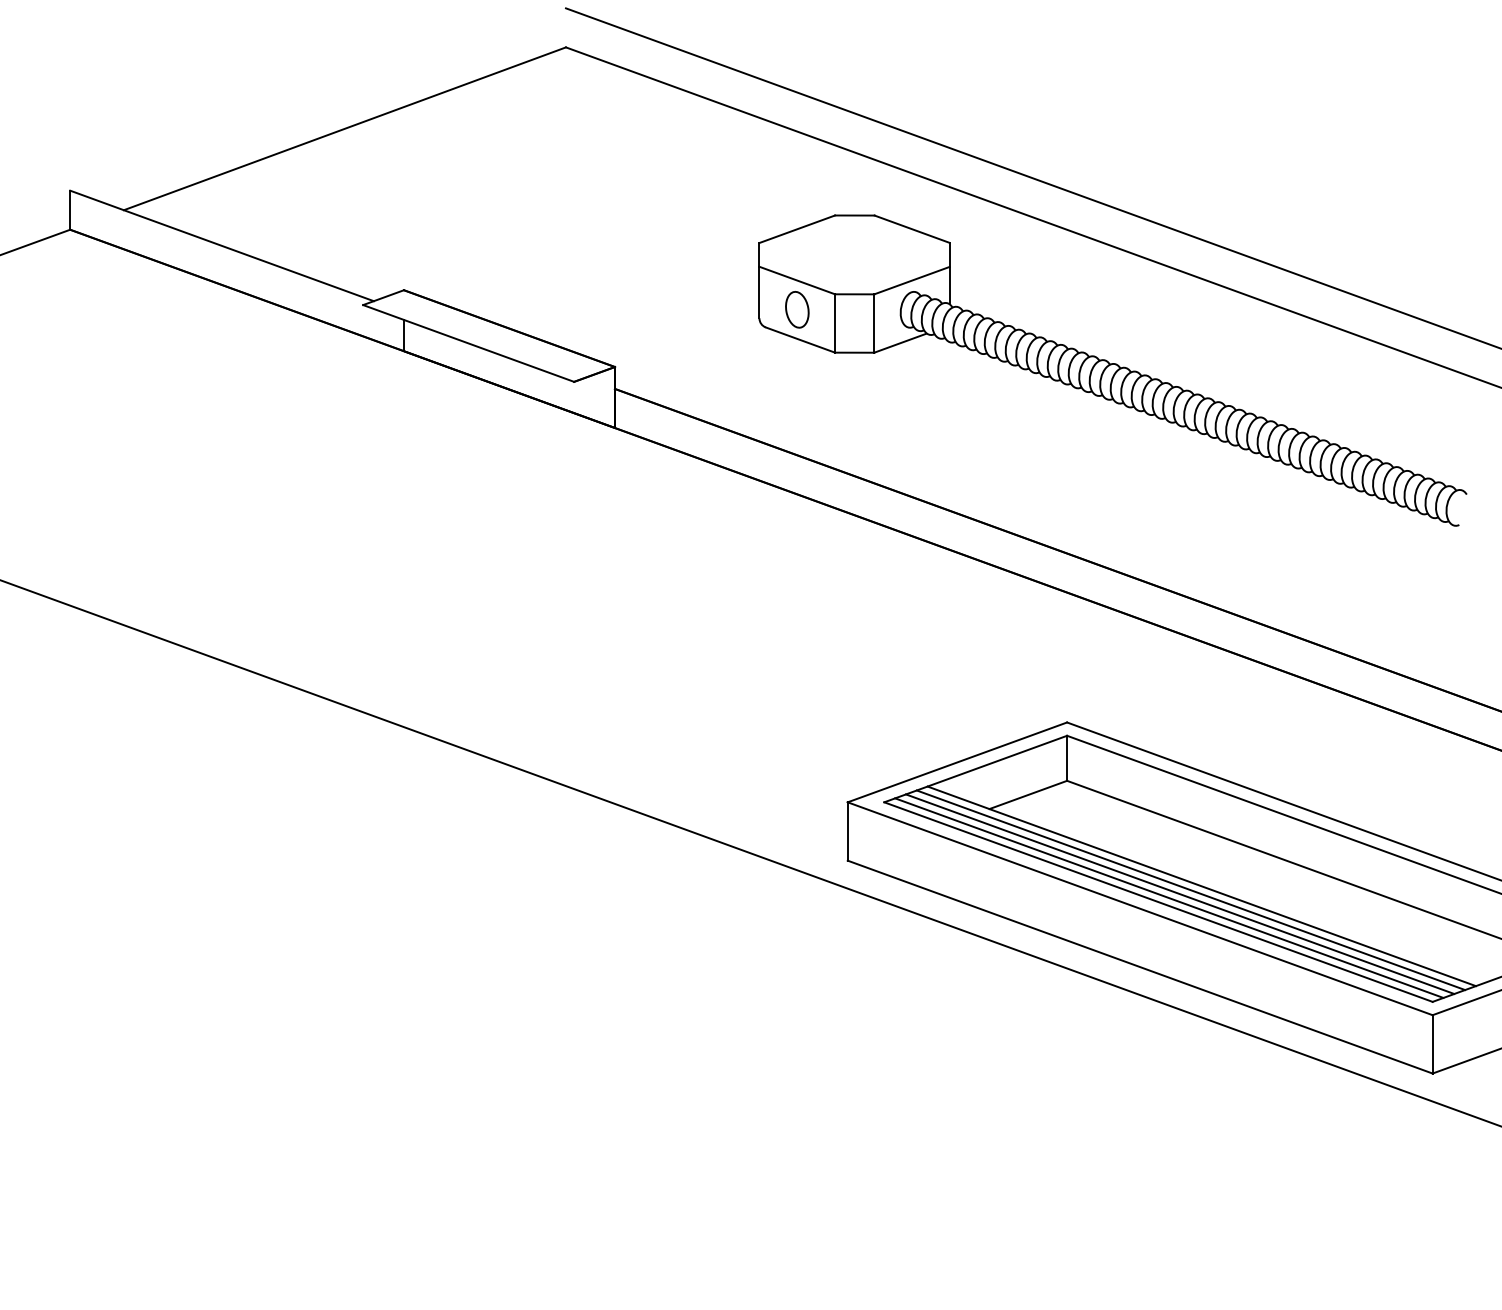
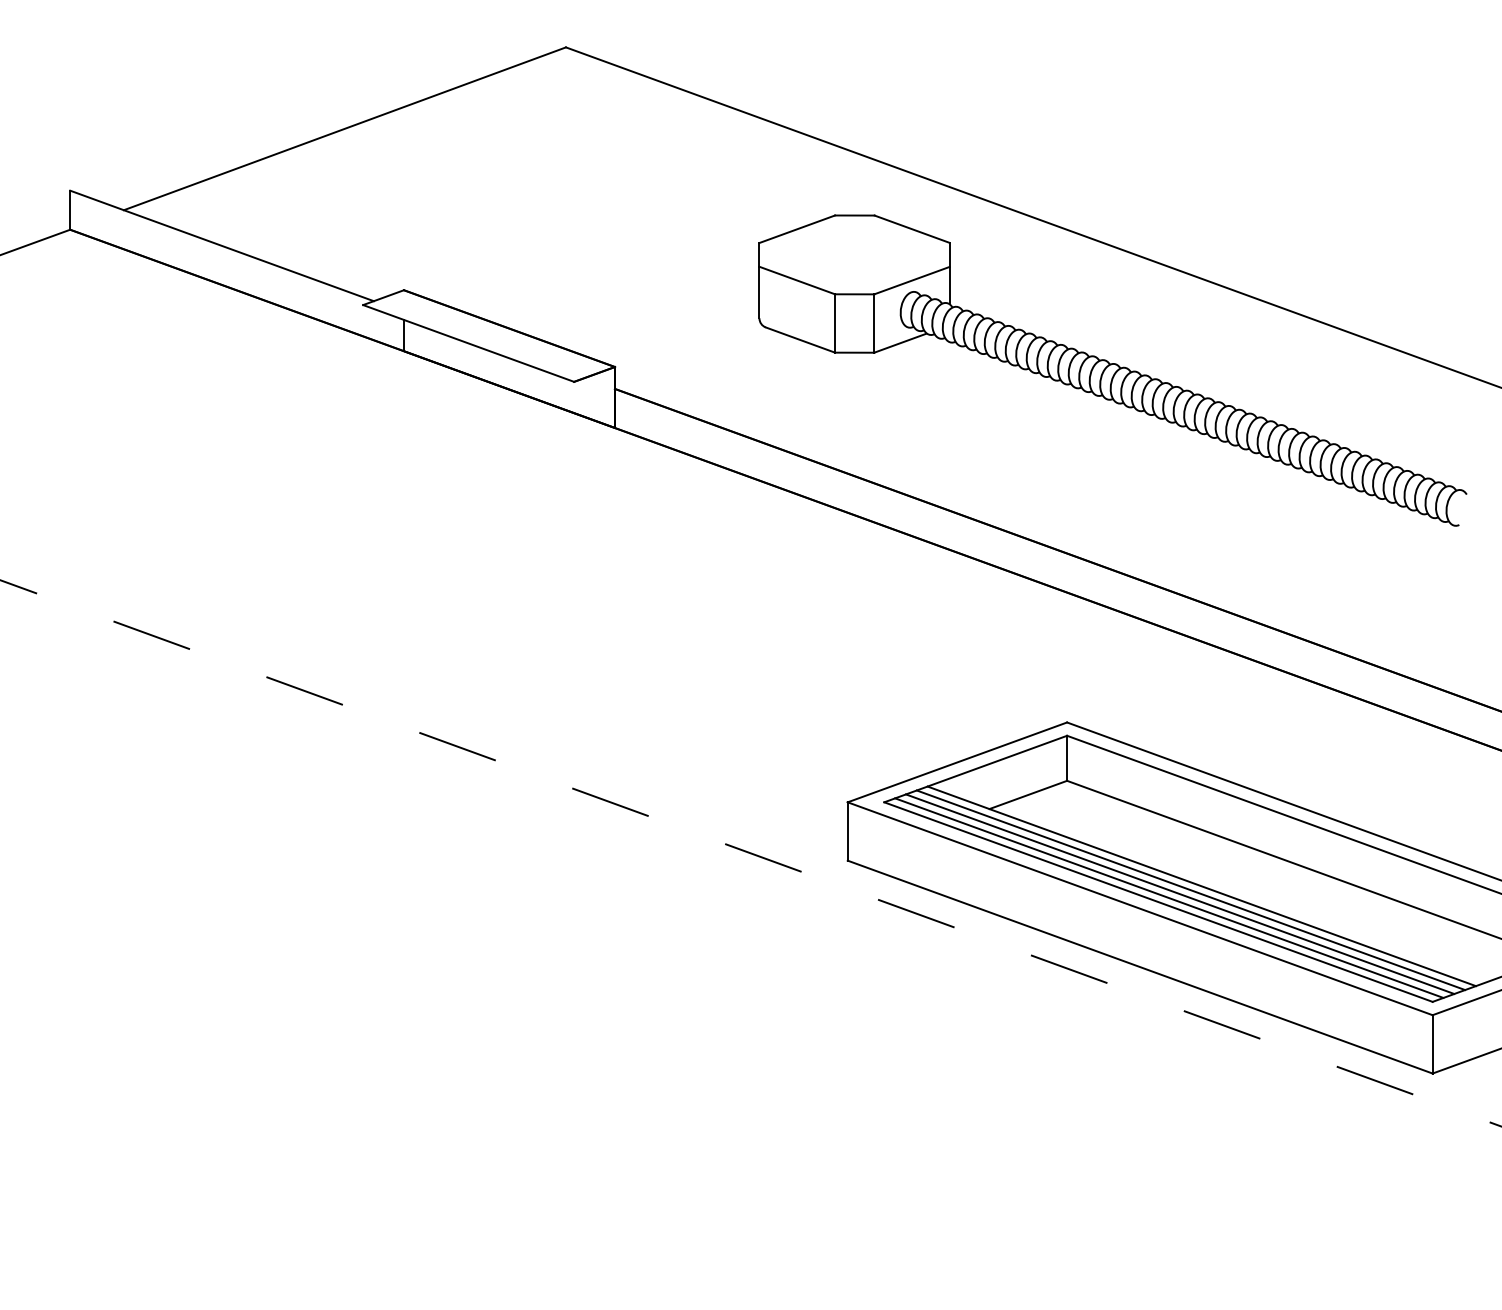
line: present -> none (1031, 177)
part: present -> none (797, 309)
line: solid -> dashed (750, 853)
